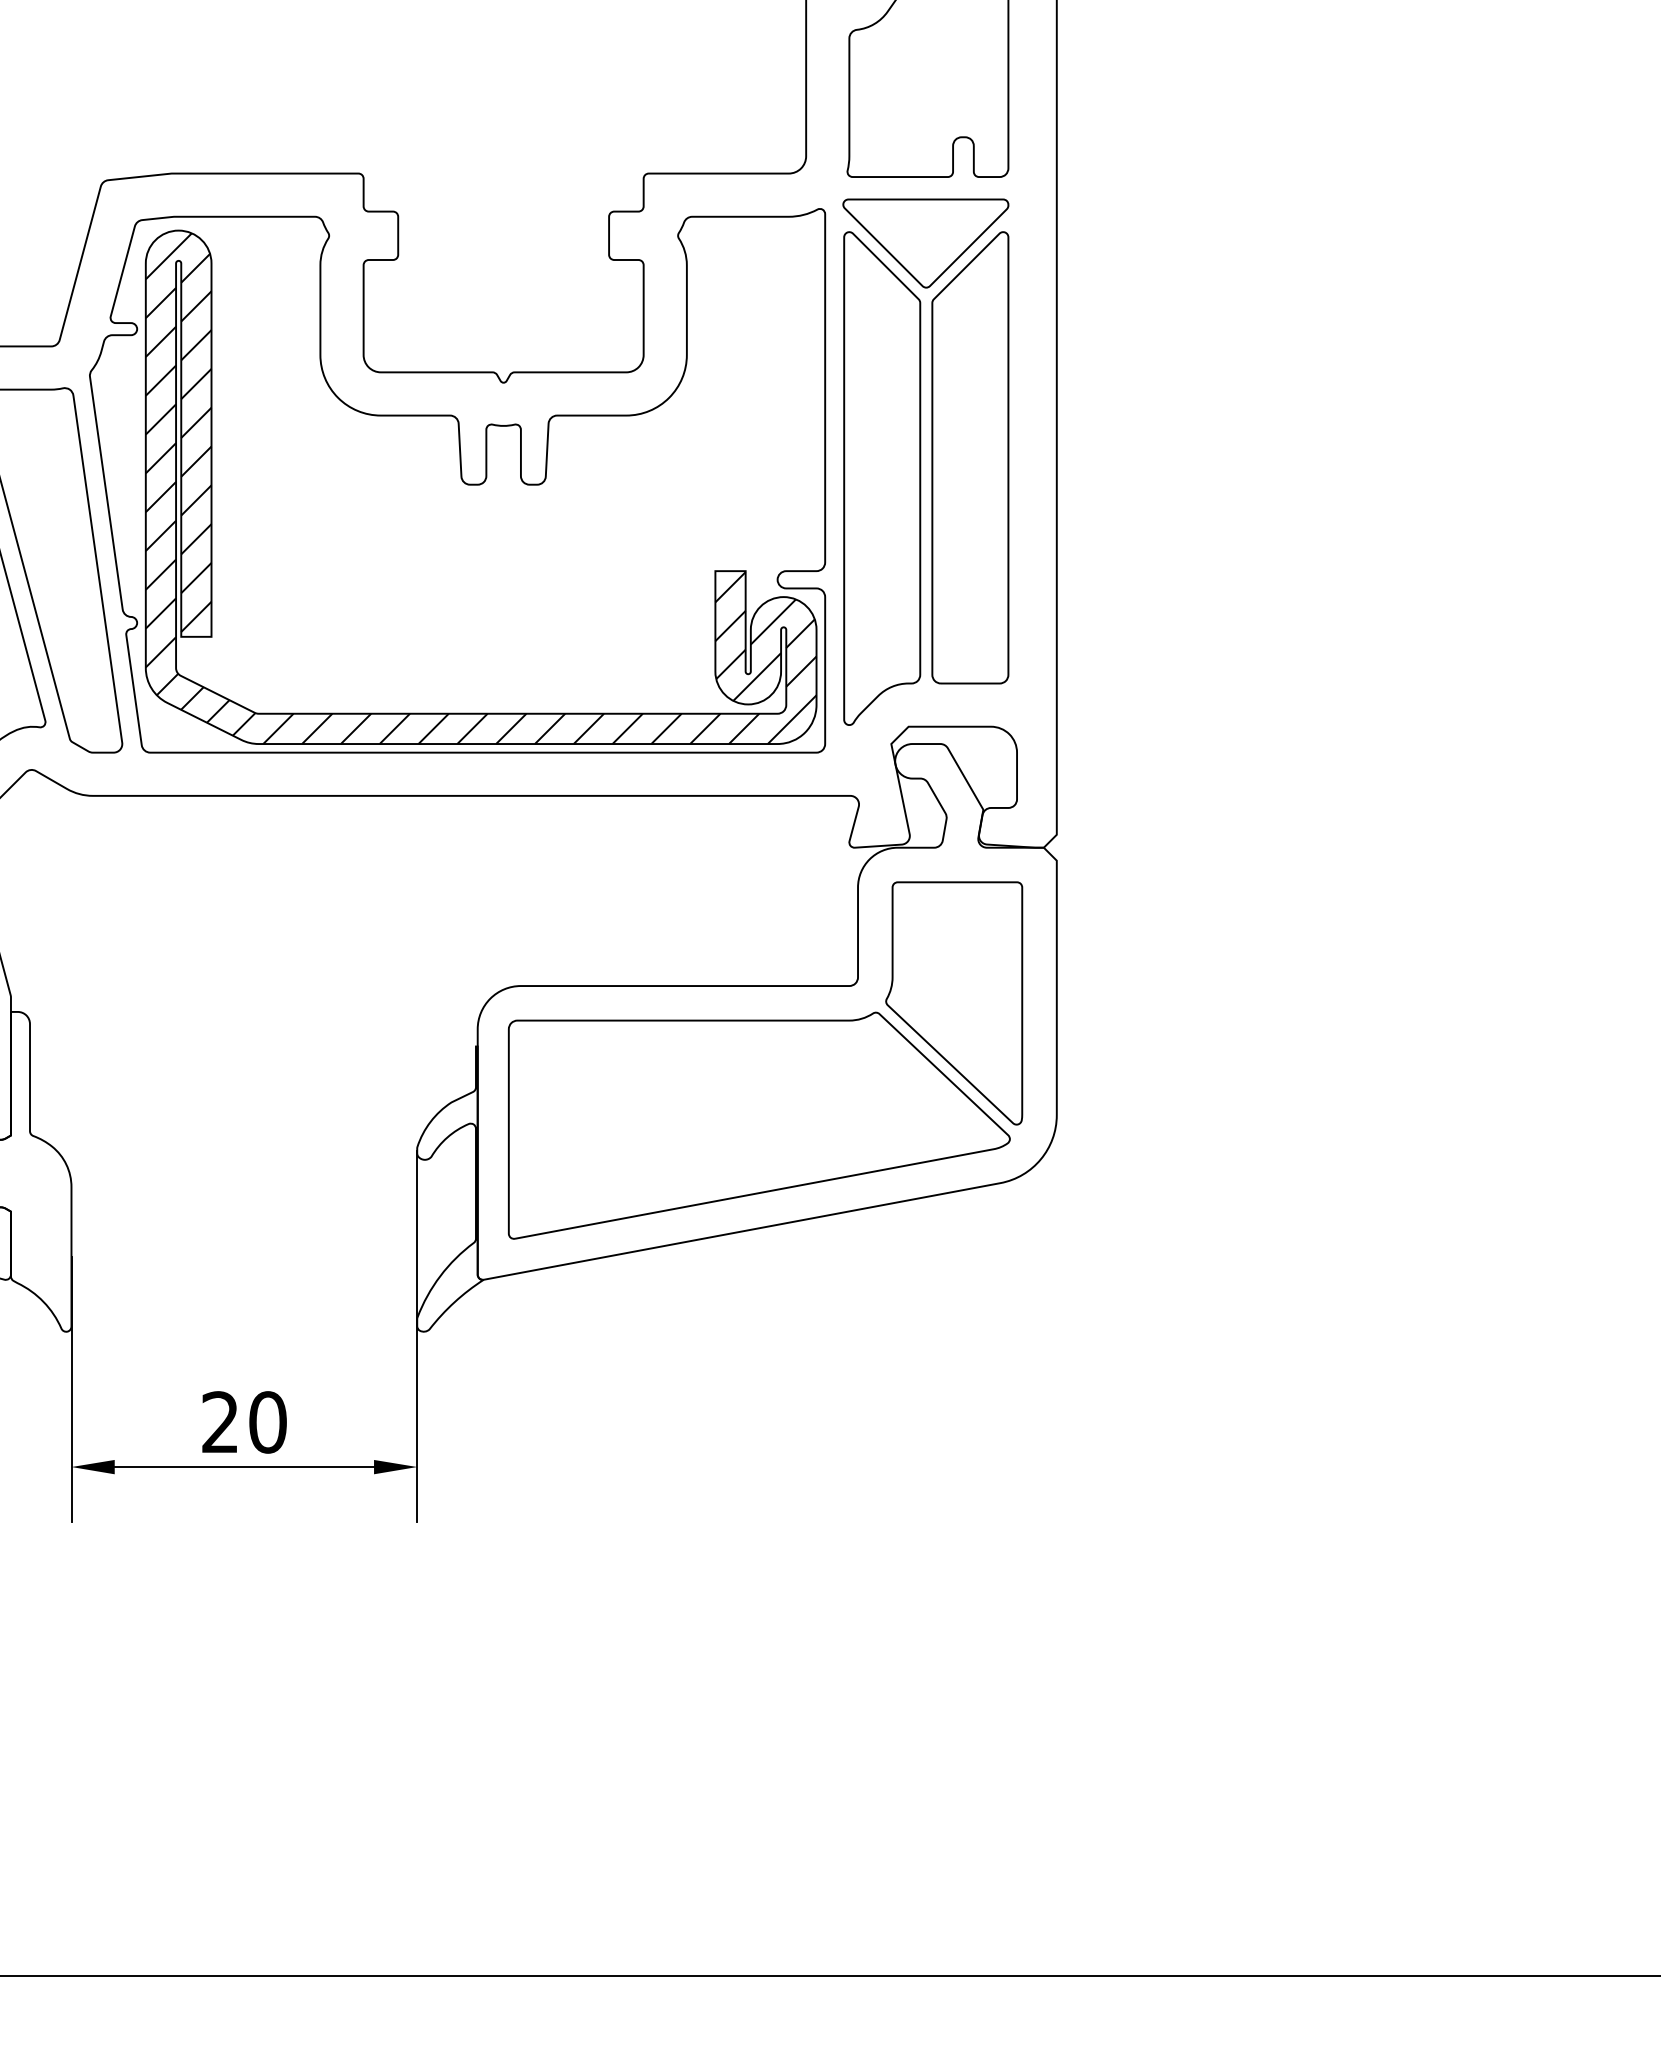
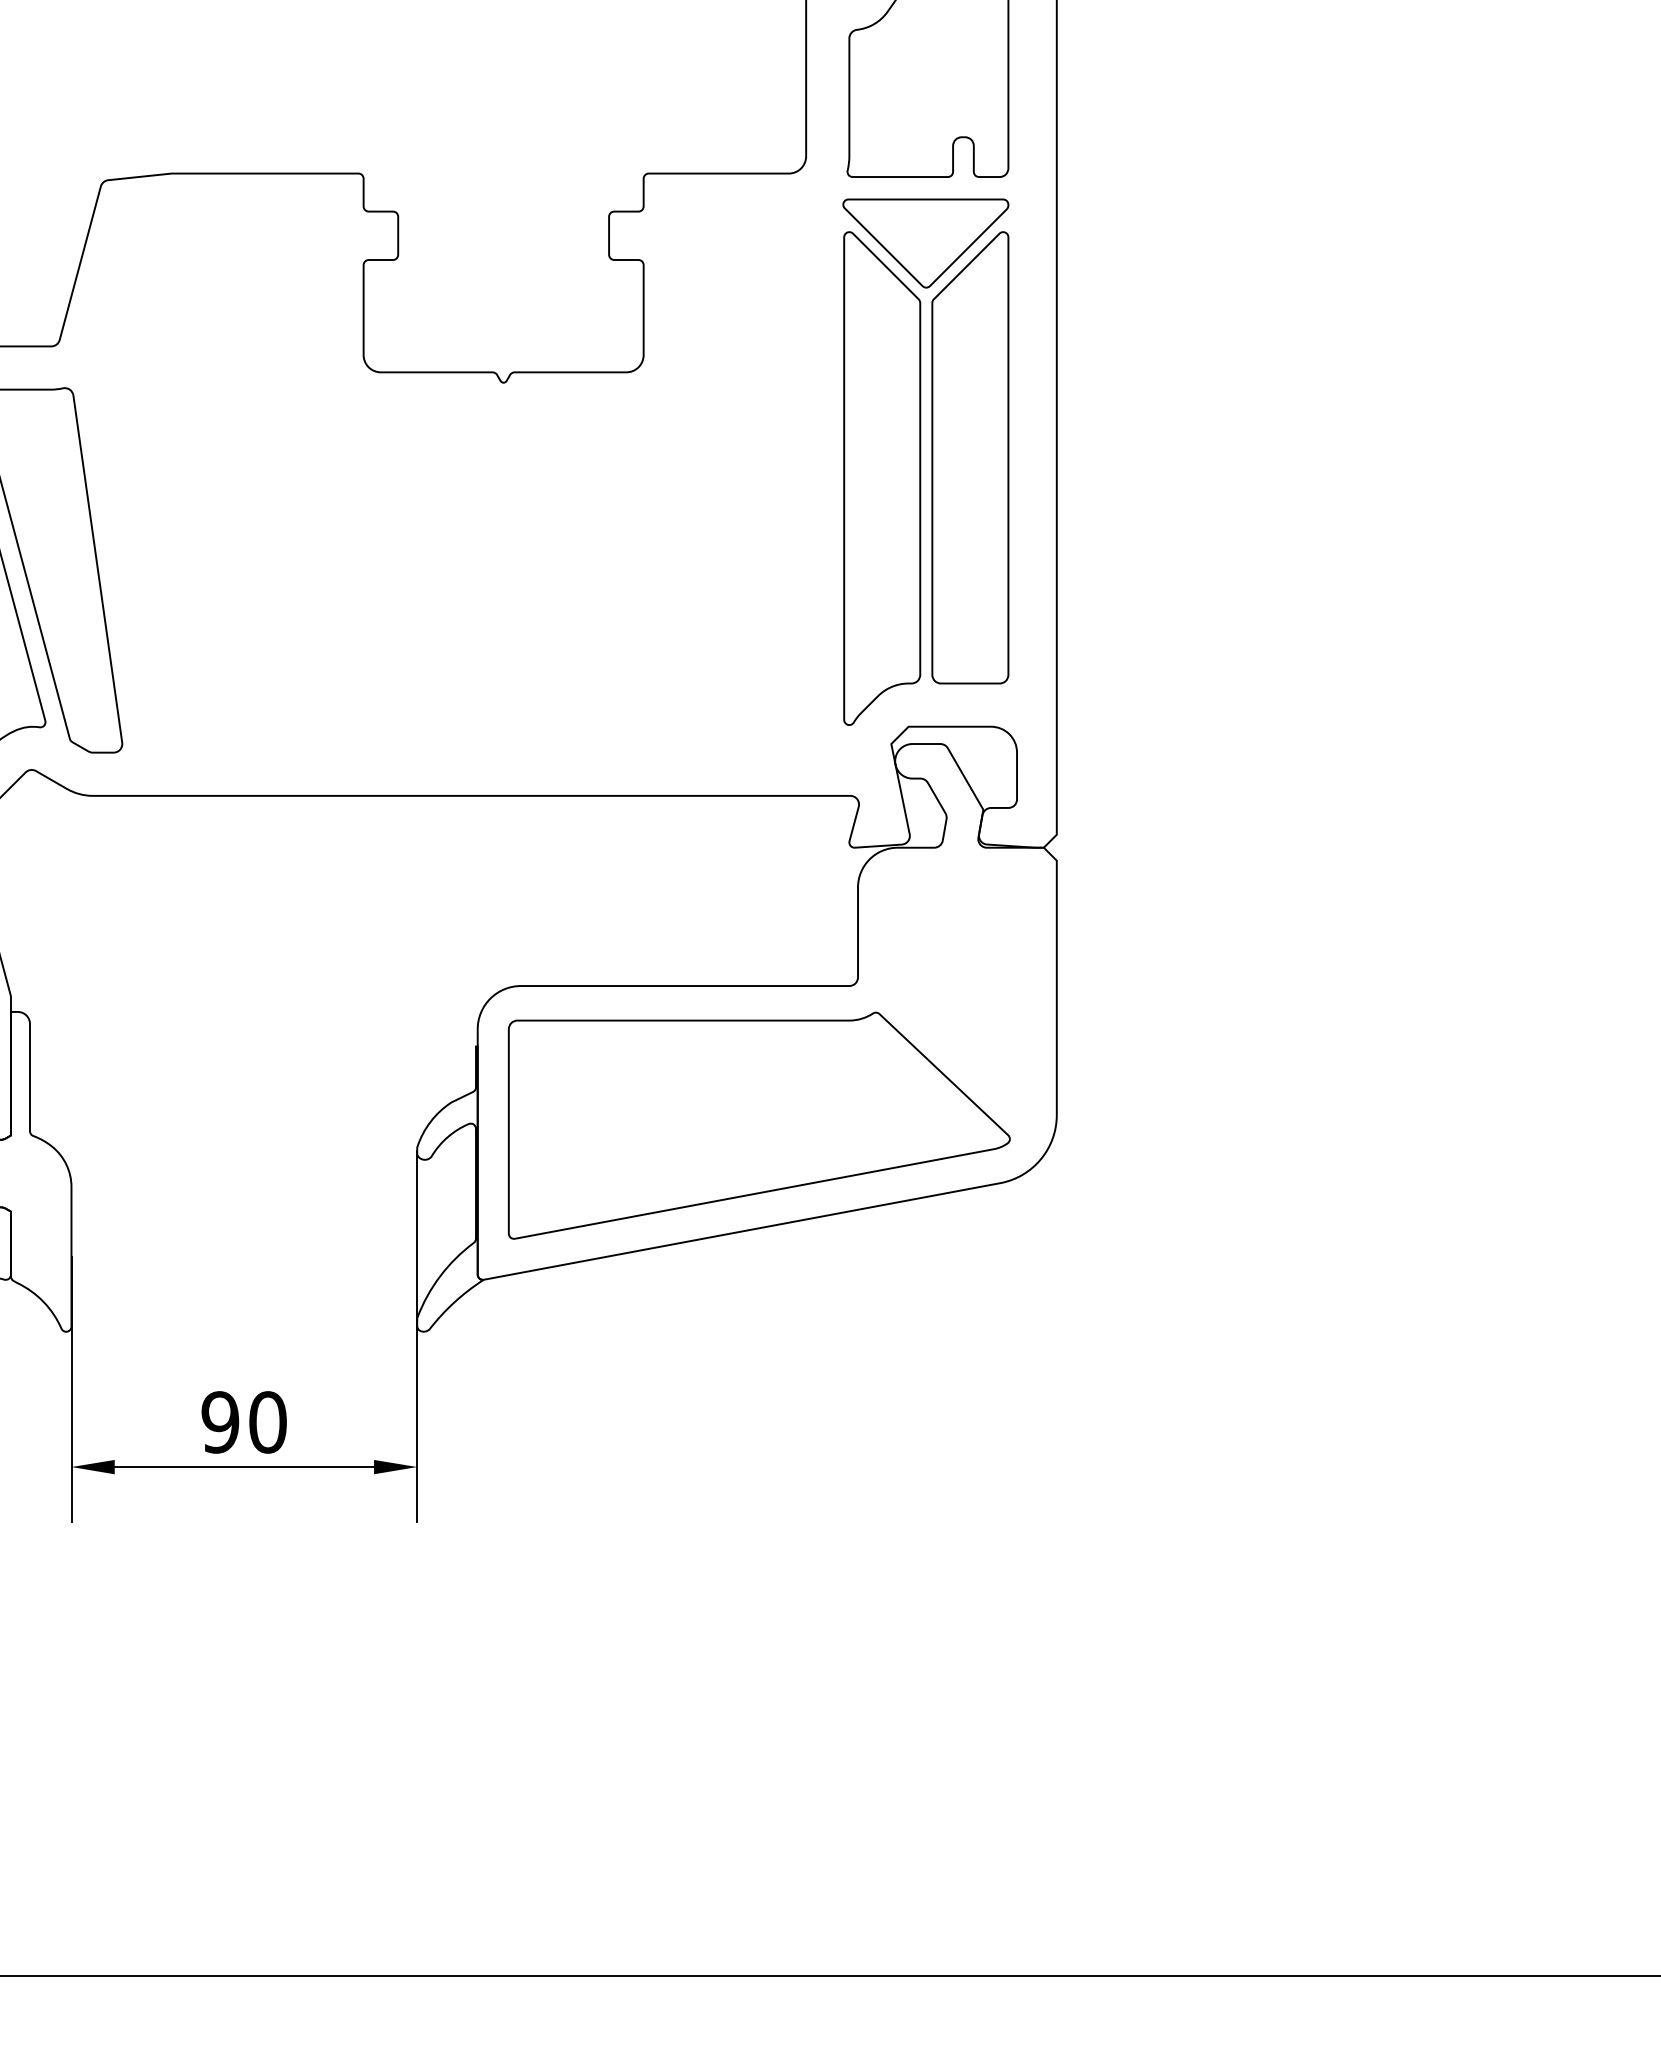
part: present -> none (457, 480)
part: present -> none (954, 1003)
text: 20 -> 90 (220, 1422)
